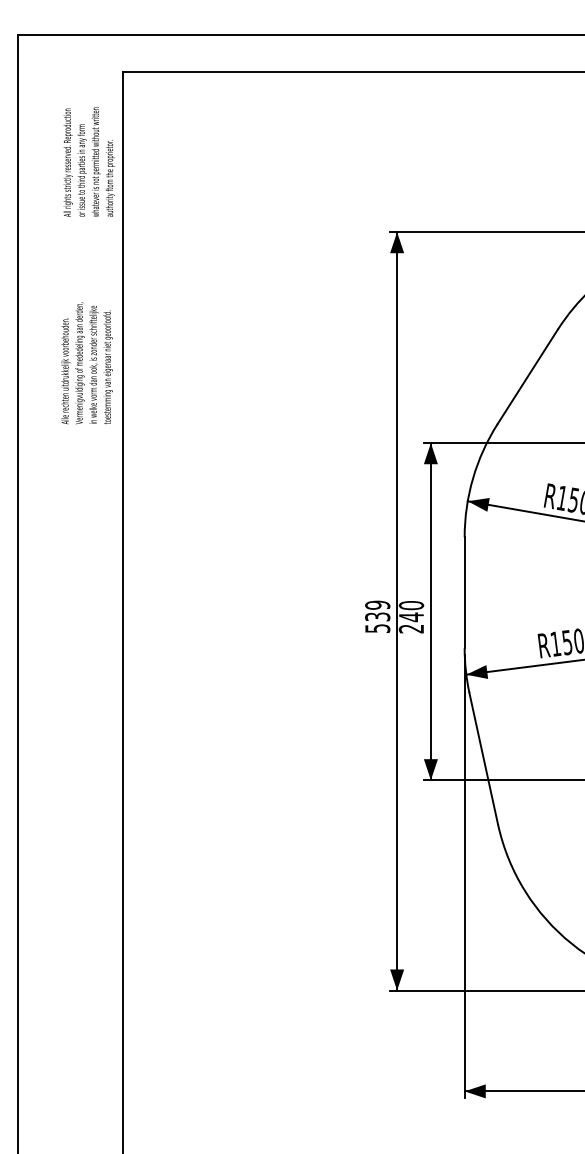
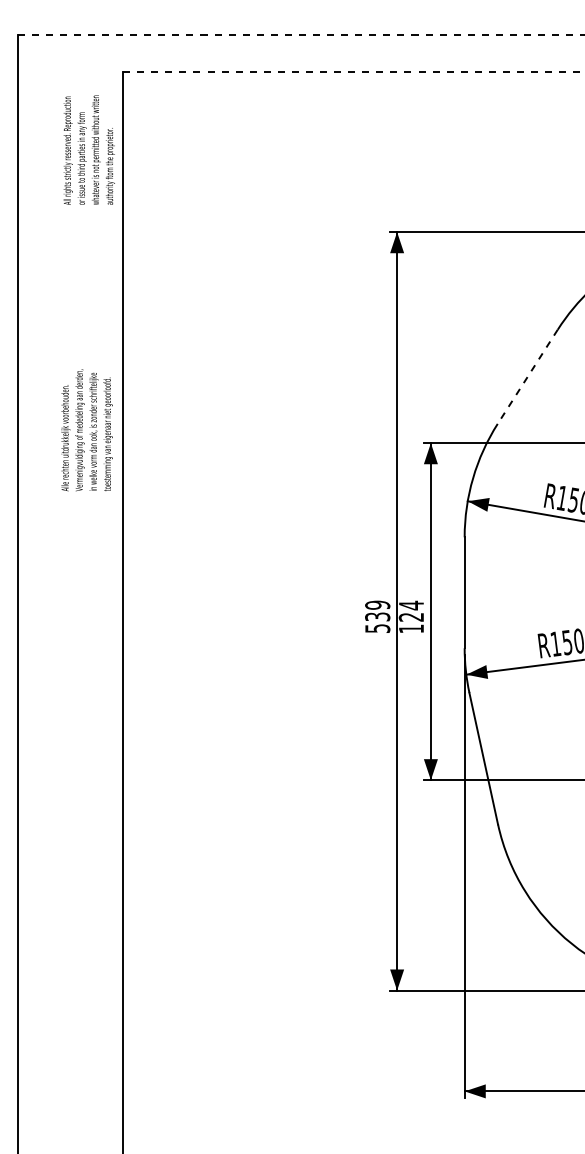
line: solid -> dashed (301, 34)
line: solid -> dashed (354, 71)
text position: (88, 161) -> (88, 149) (88, 149)
text position: (86, 363) -> (86, 430) (86, 430)
line: solid -> dashed (527, 376)
text: 240 -> 124 (411, 616)
